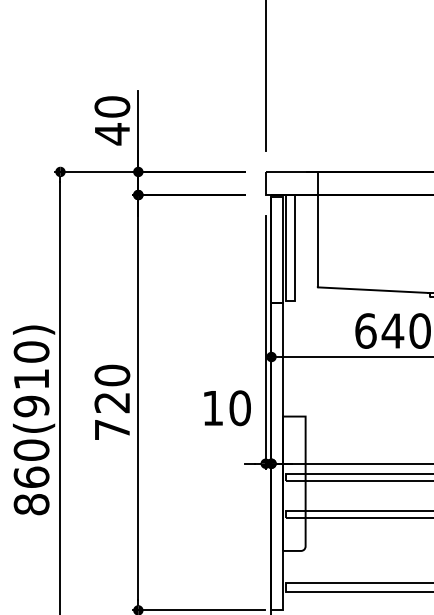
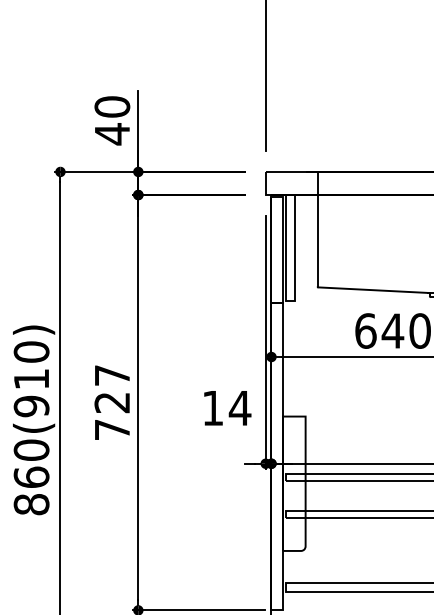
text: 720 -> 727 (112, 375)
text: 10 -> 14 (239, 408)
